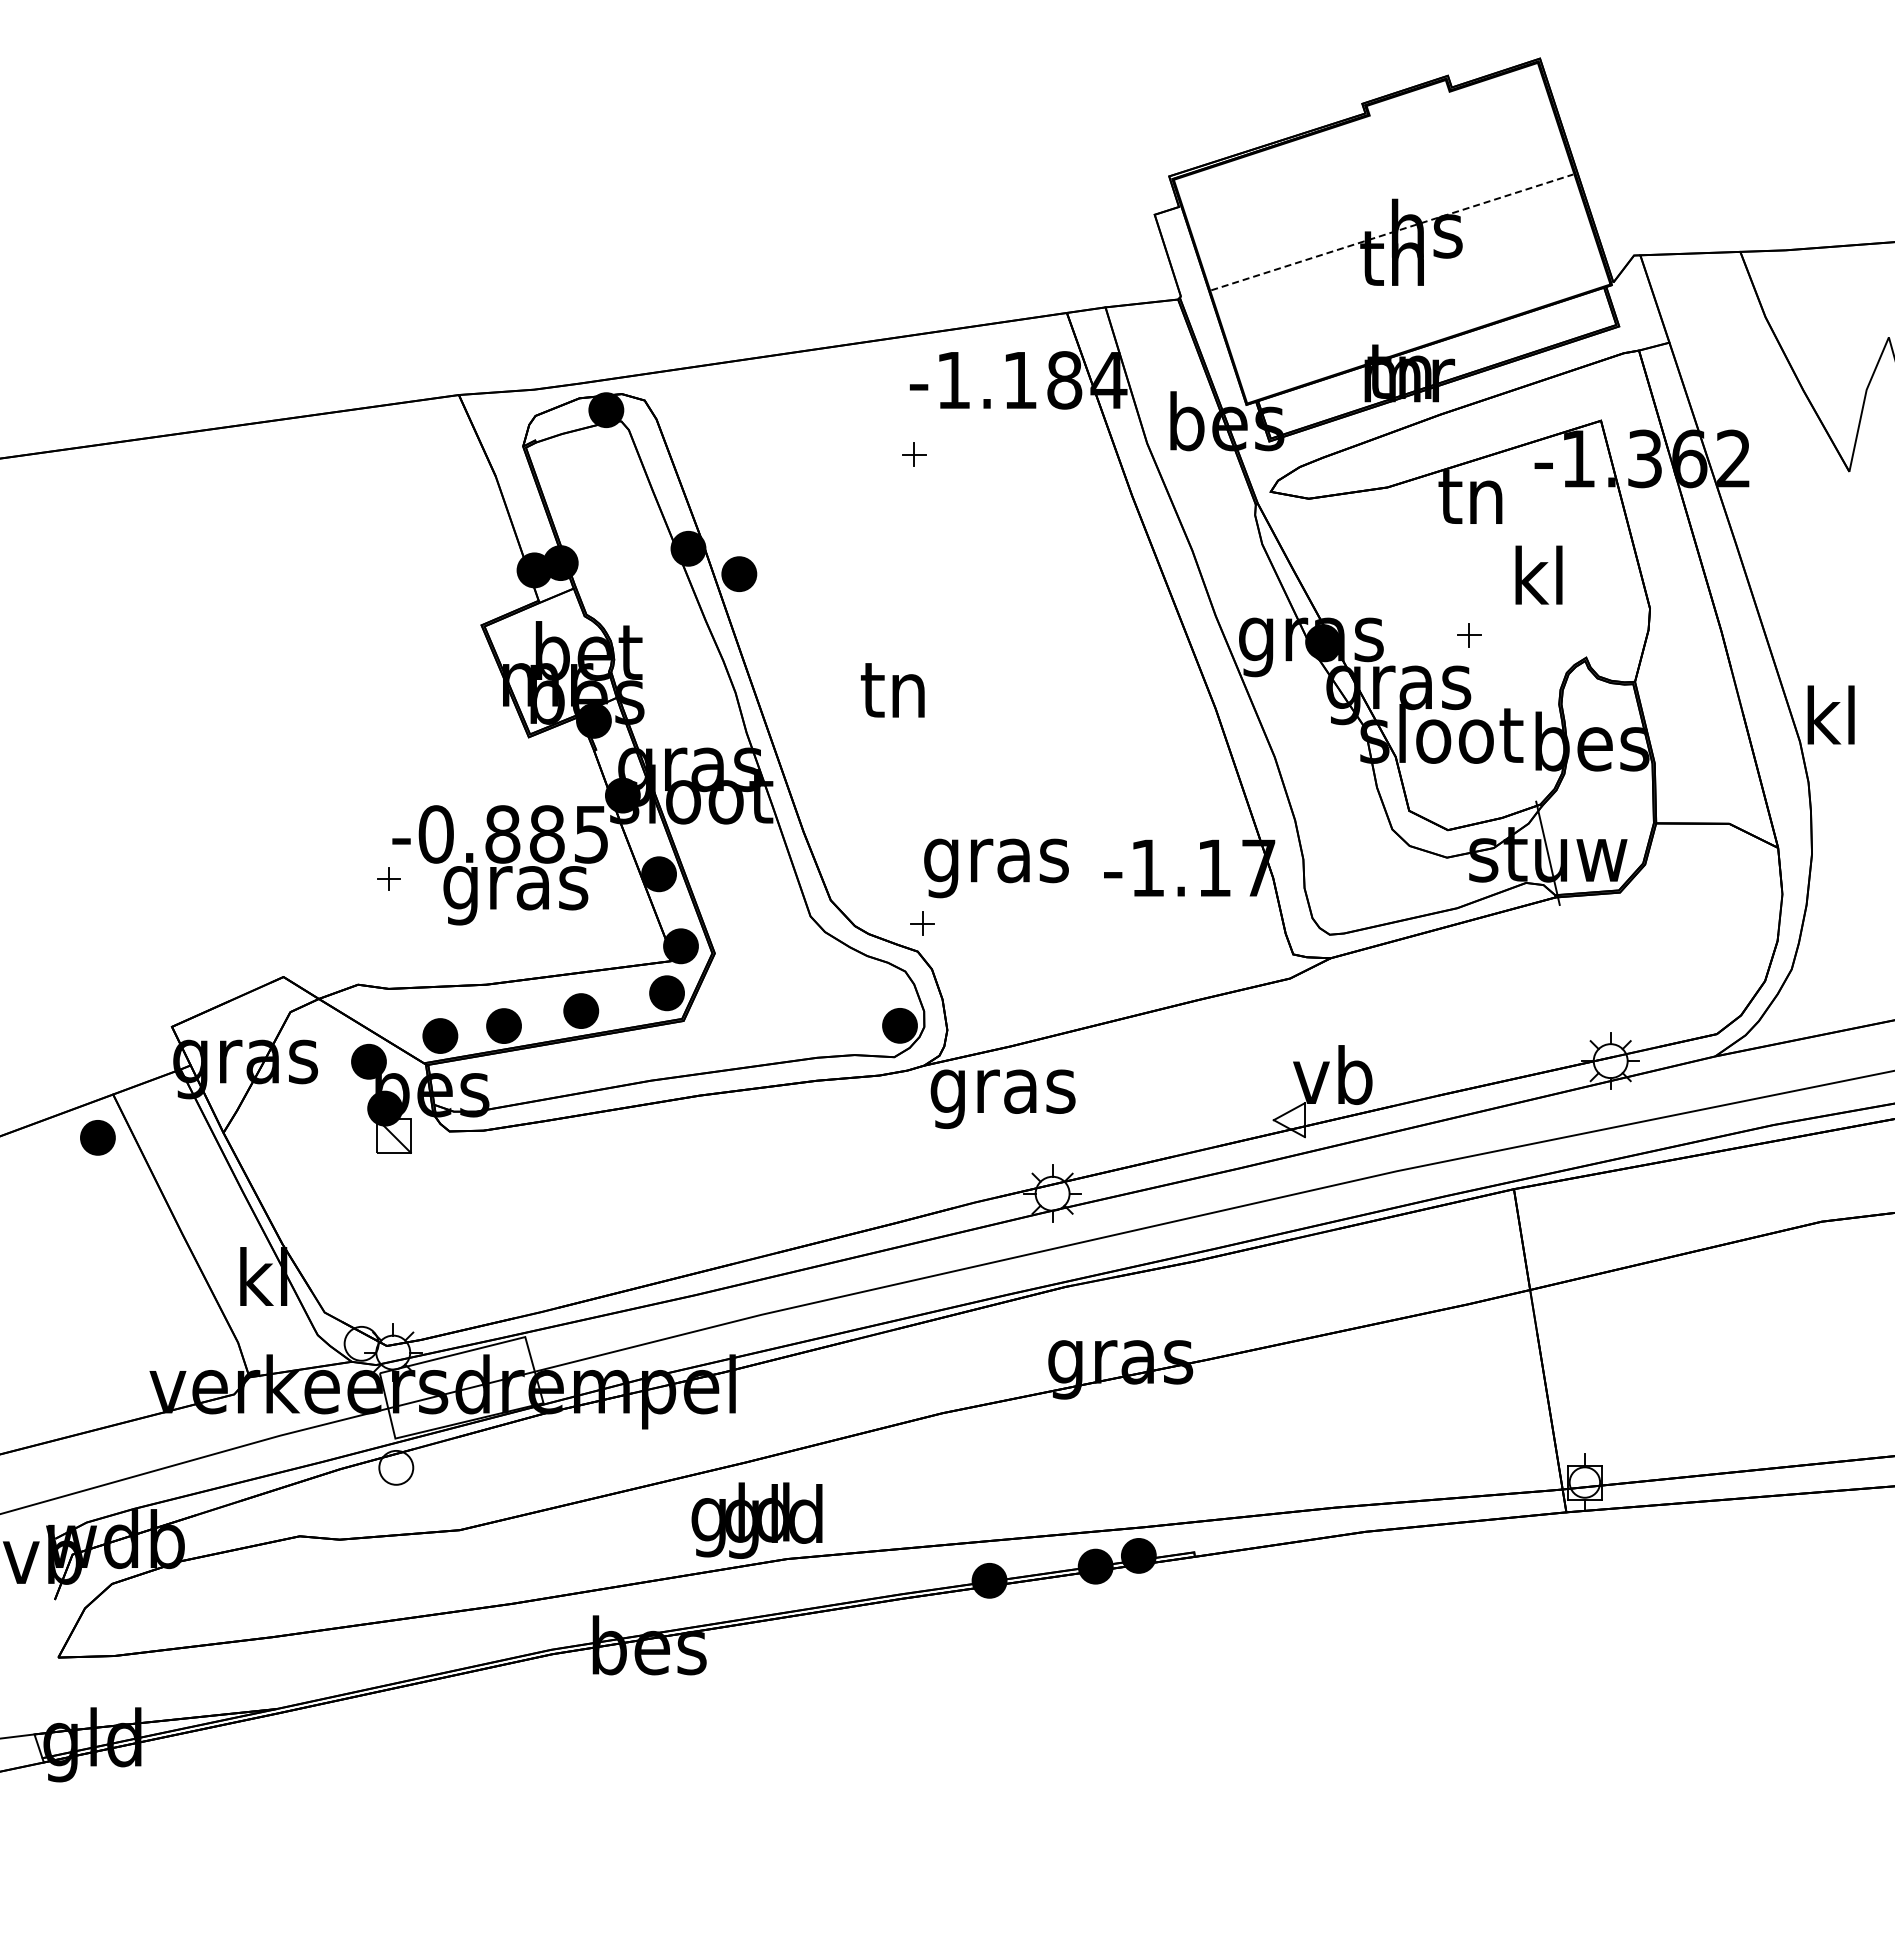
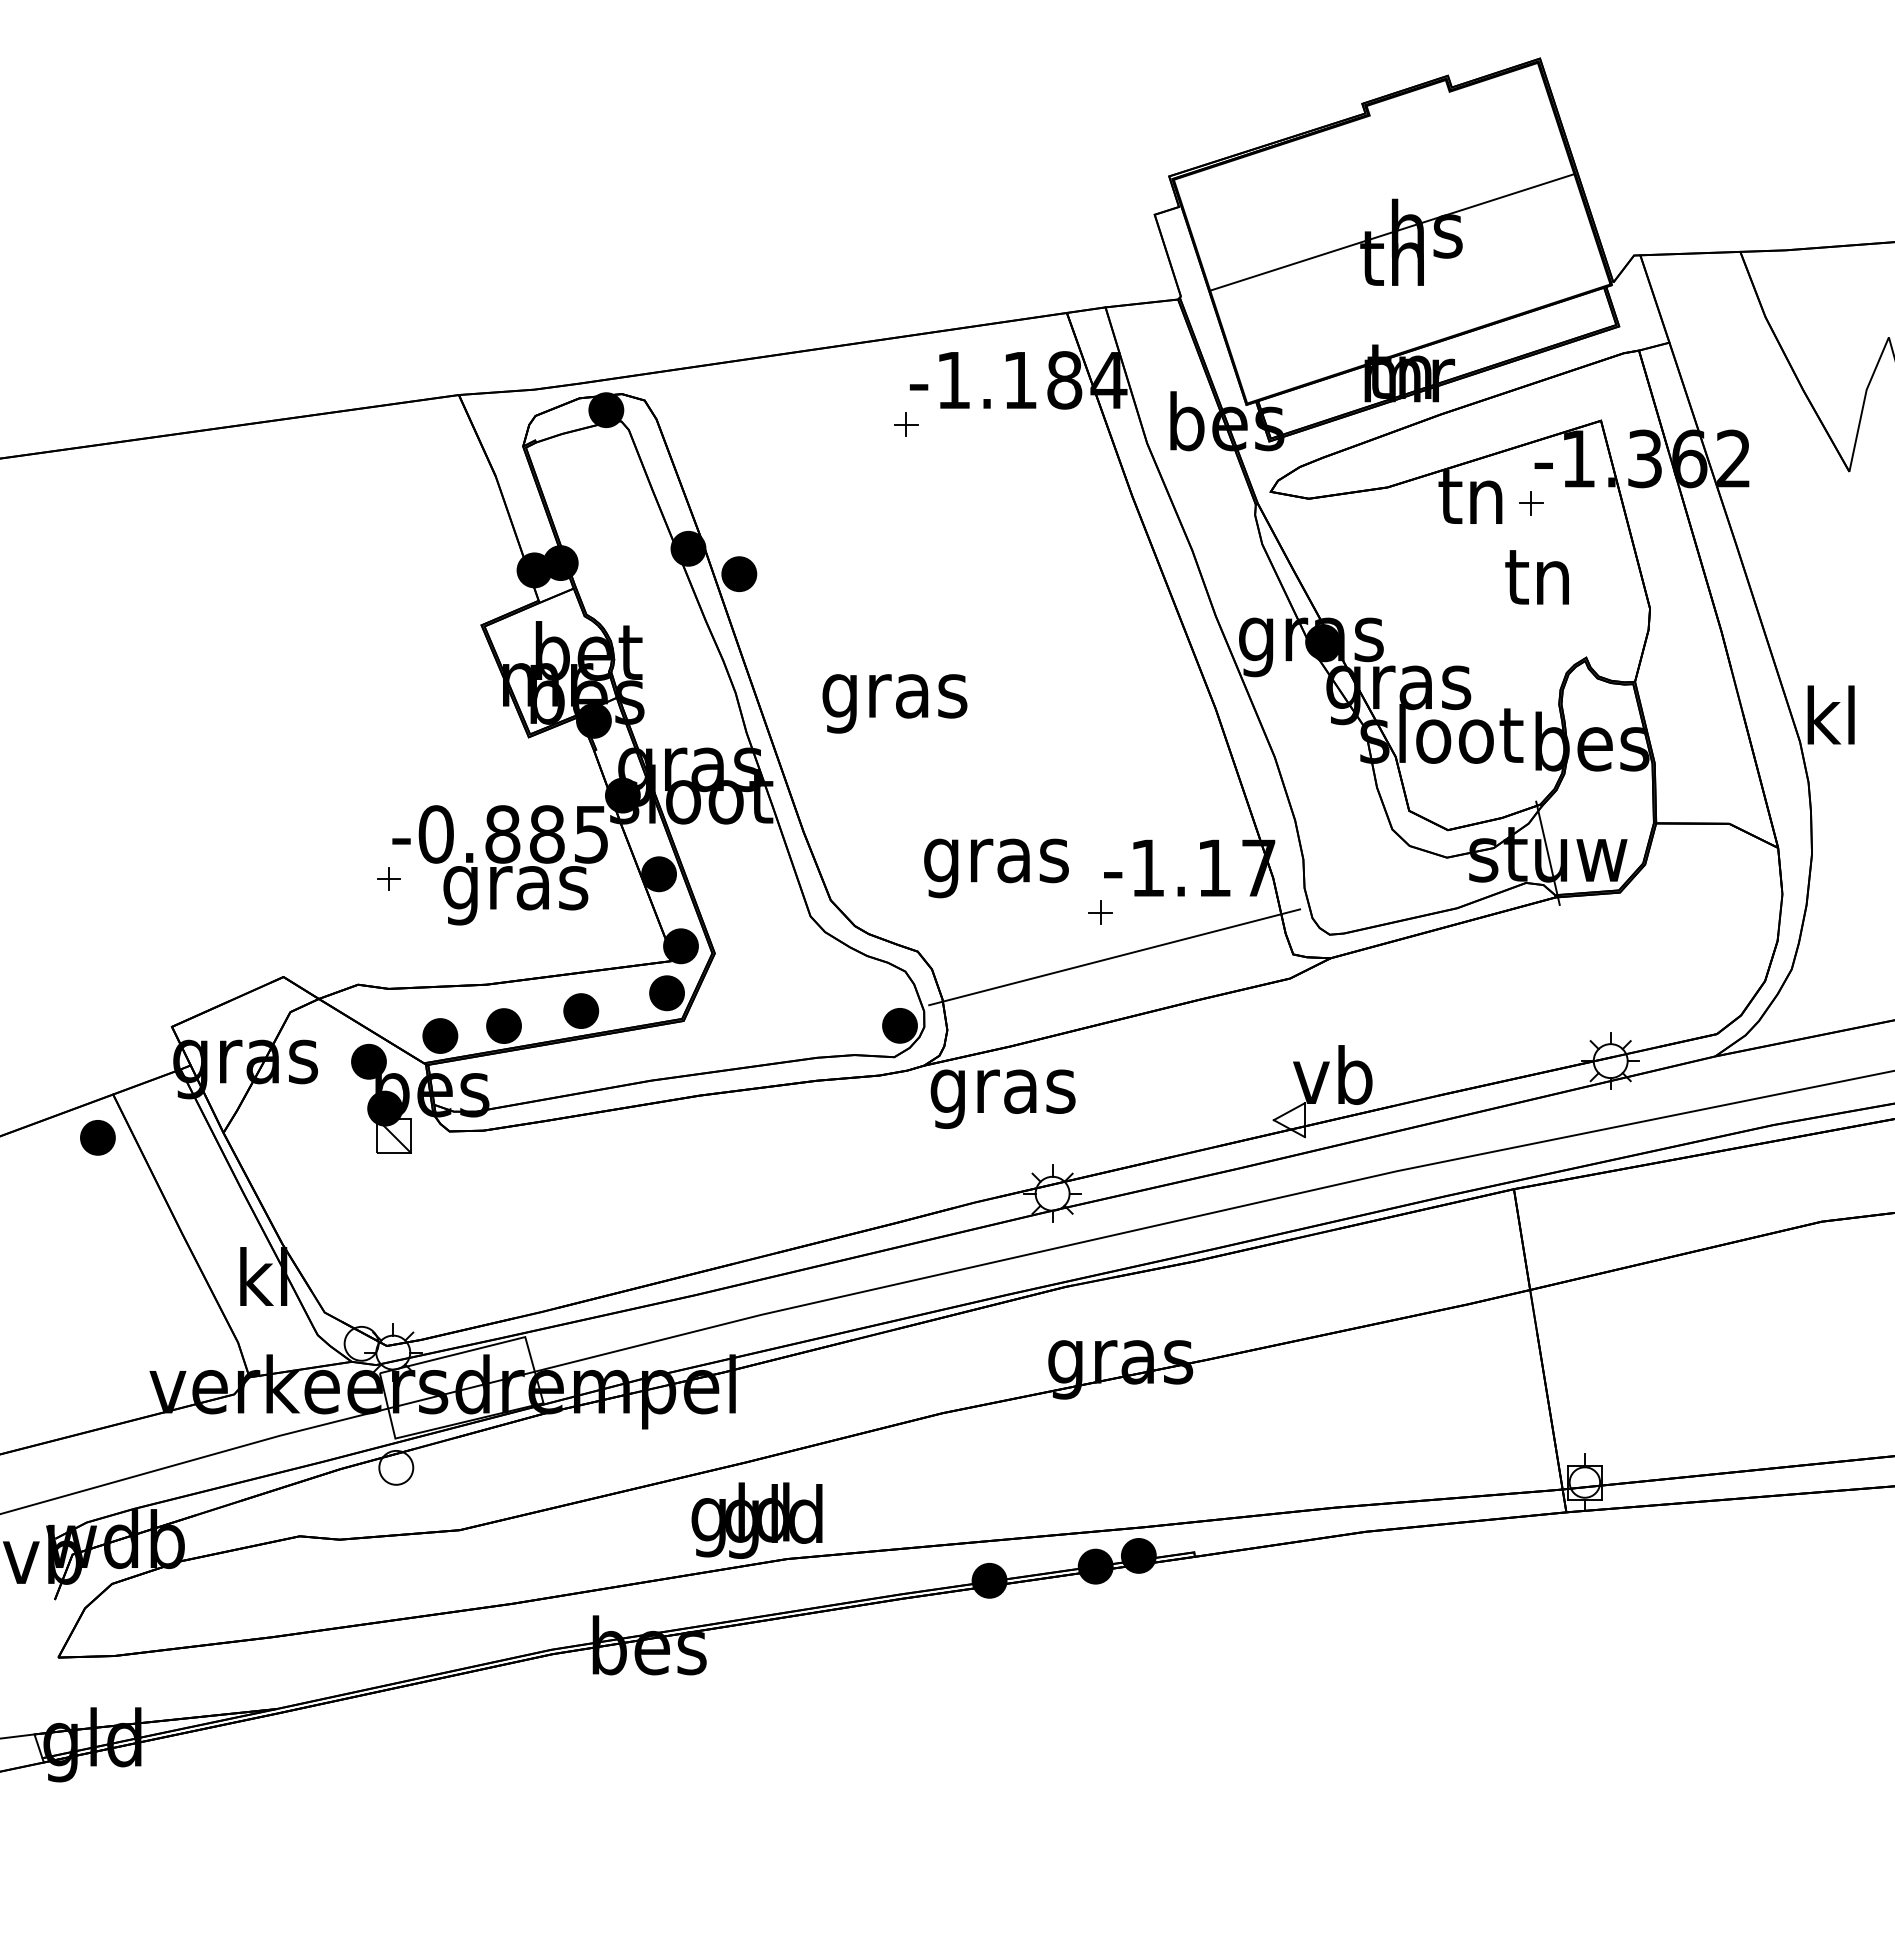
line: dashed -> solid (1392, 232)
part position: (914, 454) -> (906, 424) (906, 424)
text: kl -> tn (1536, 574)
part position: (1469, 635) -> (1531, 503) (1531, 503)
text: tn -> gras (894, 698)
part position: (922, 923) -> (1100, 912) (1100, 912)
line: none -> present (1114, 957)
